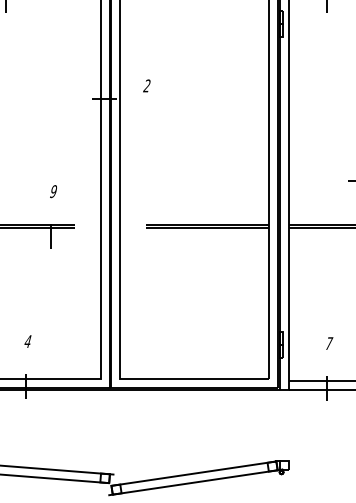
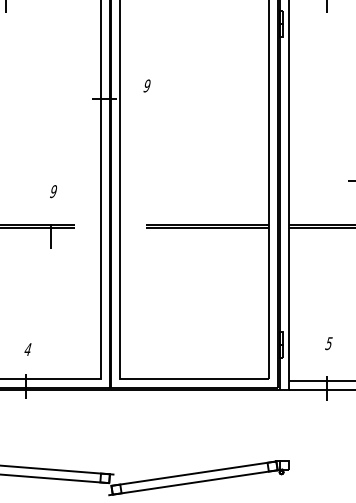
text: 2 -> 9 (146, 85)
text position: (27, 341) -> (27, 349) (27, 349)
text: 7 -> 5 (329, 343)
